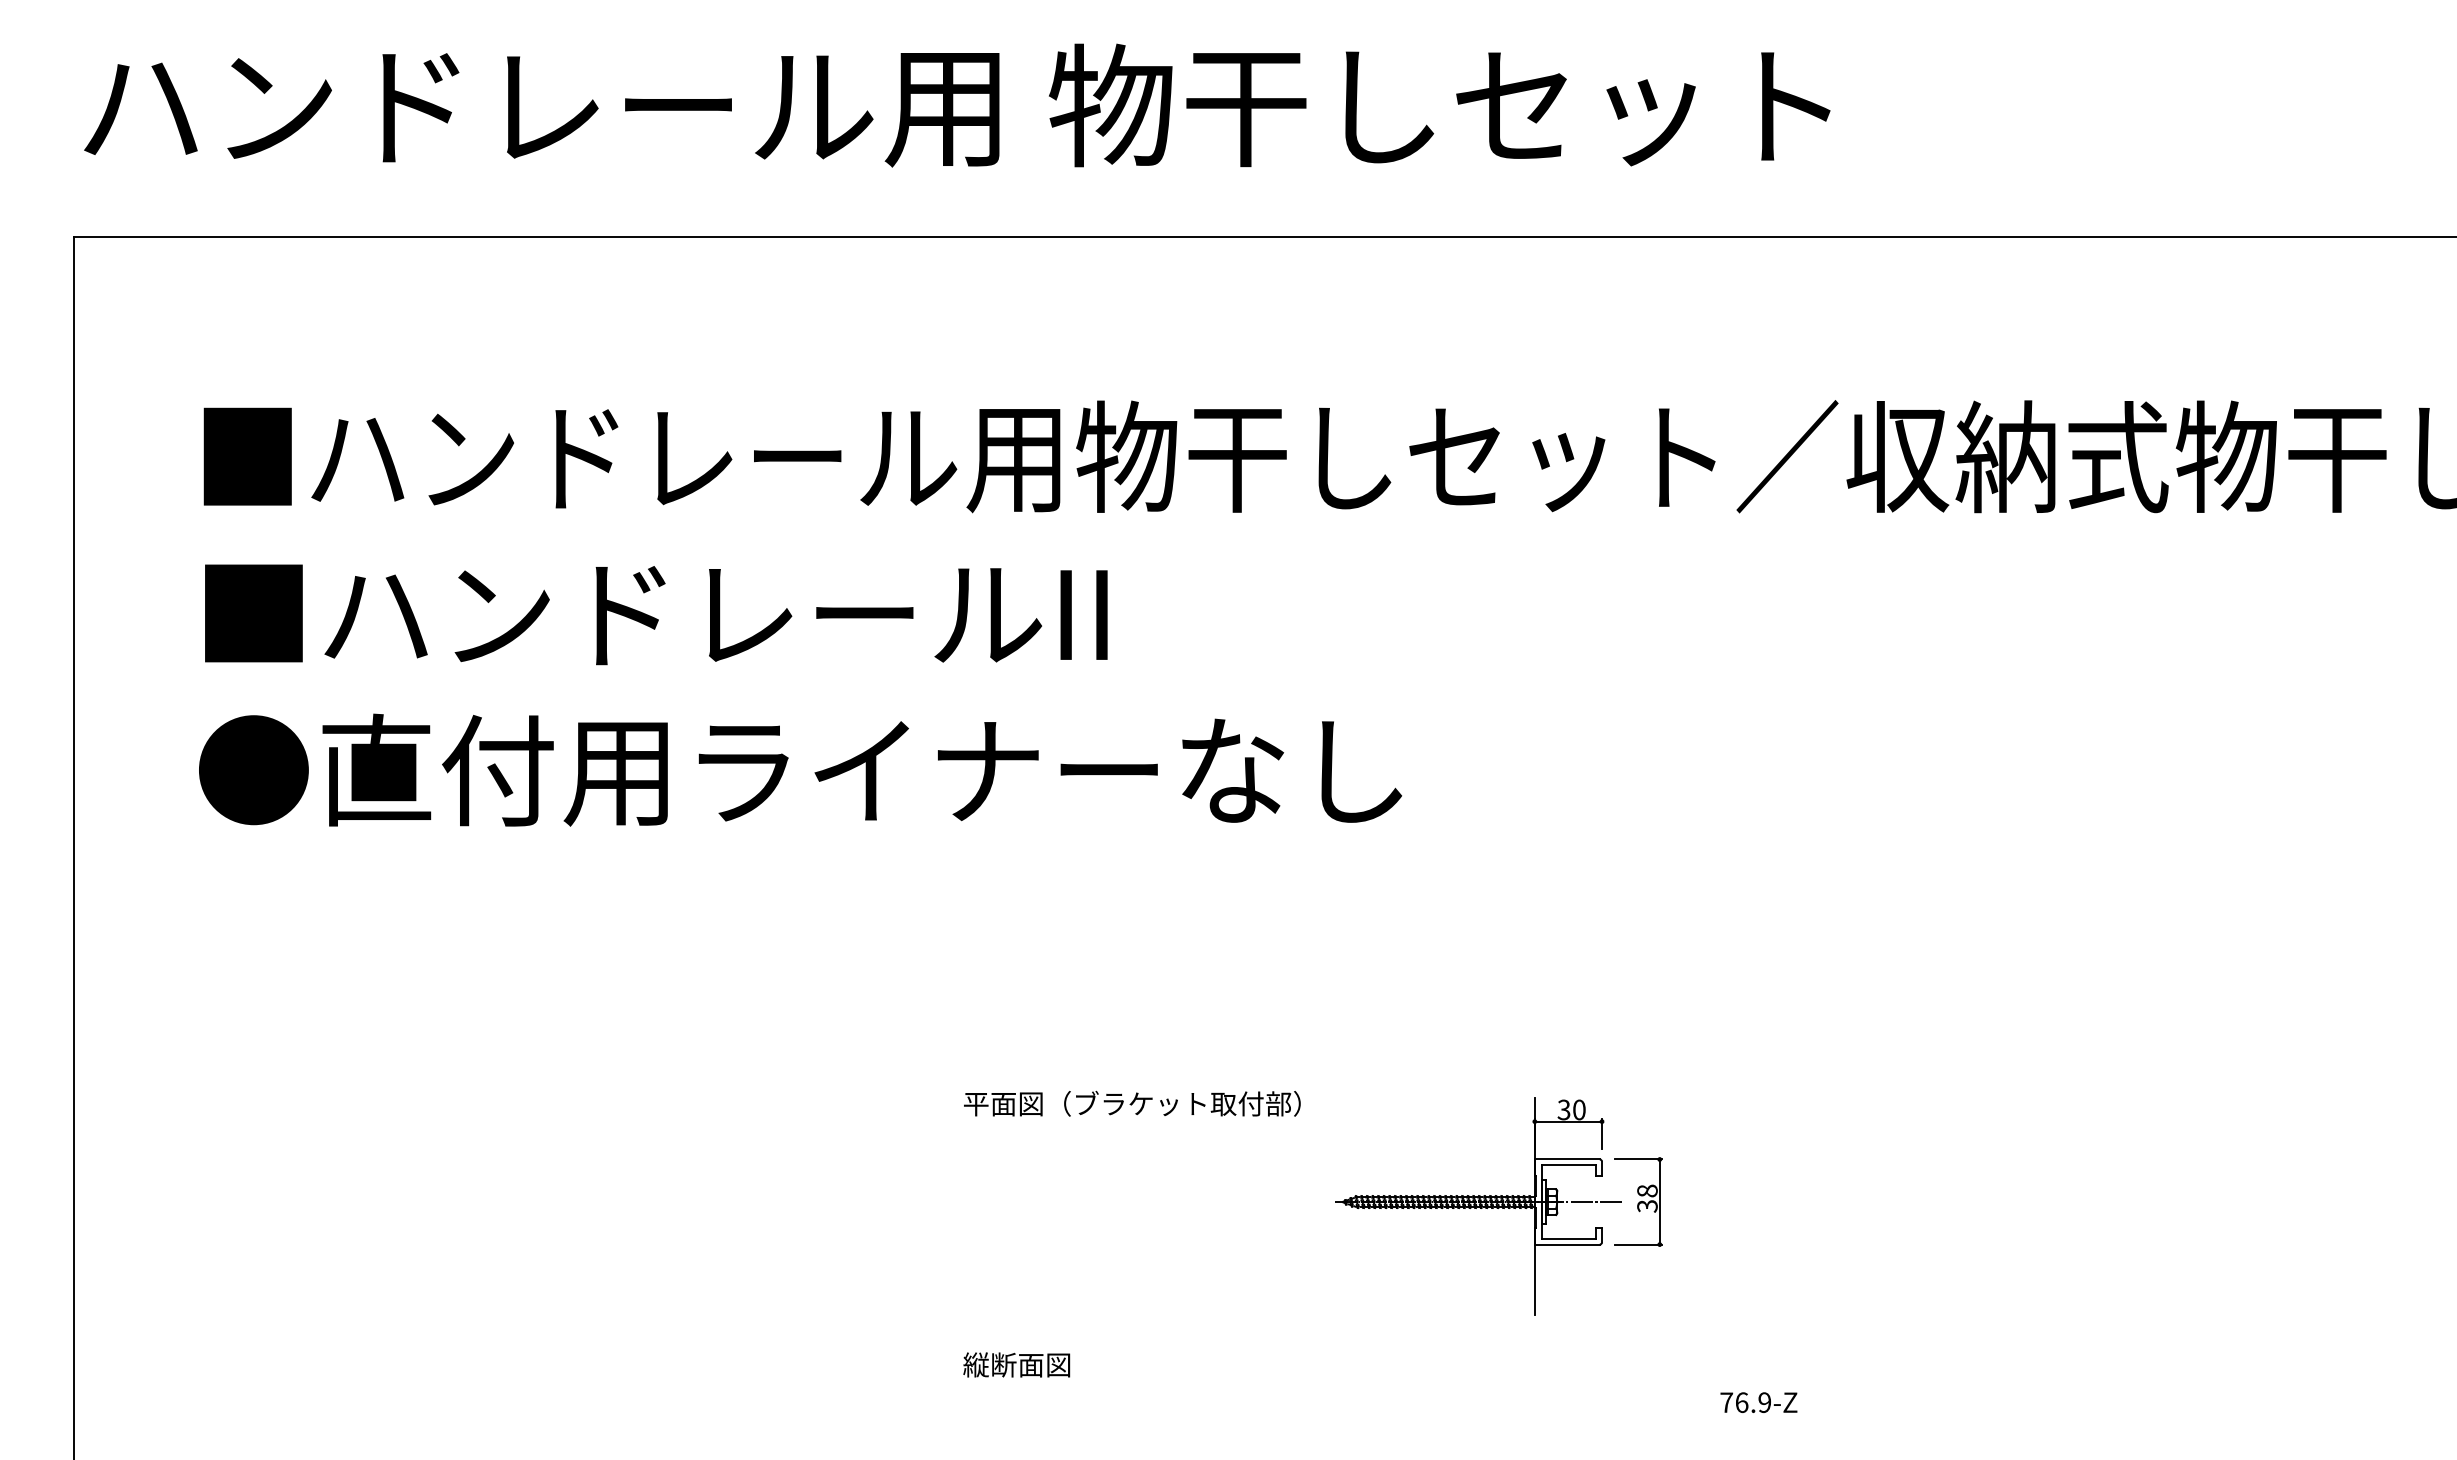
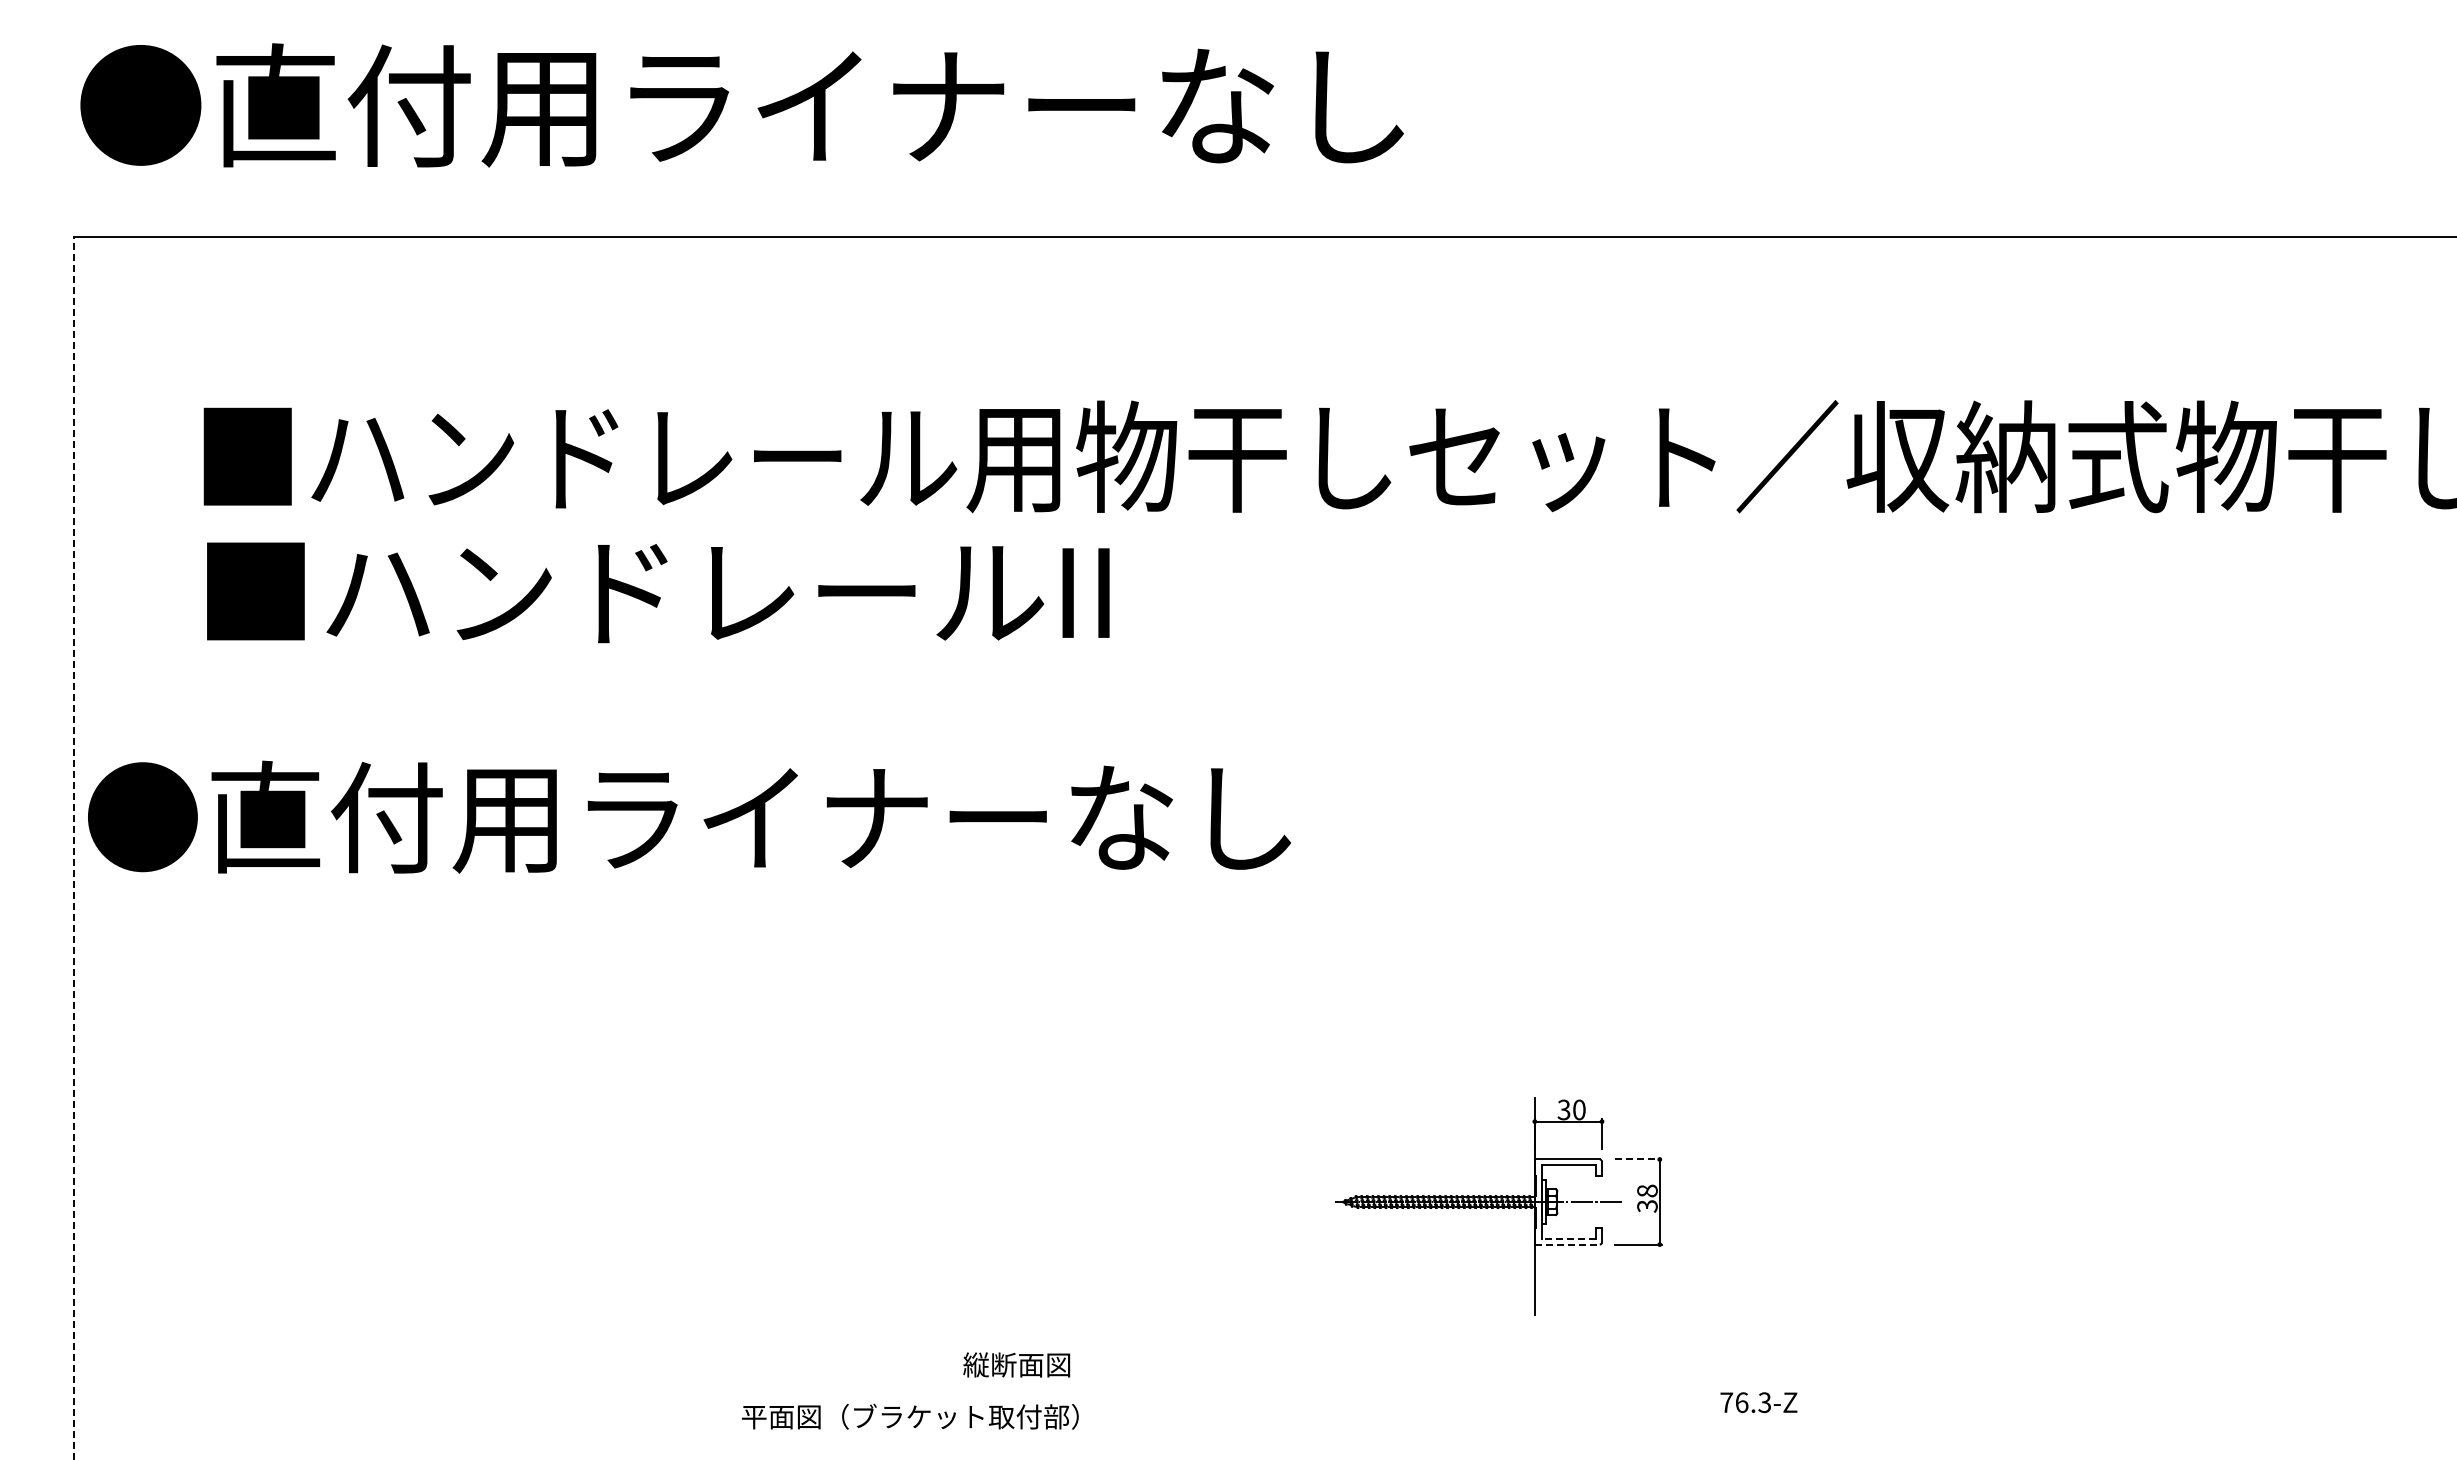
text: ハンドレール用 物干しセット -> ●直付用ライナーなし (955, 105)
text position: (656, 614) -> (658, 592) (658, 592)
text position: (800, 769) -> (689, 816) (689, 816)
line: solid -> dashed (73, 848)
text position: (1132, 1103) -> (910, 1416) (910, 1416)
line: solid -> dashed (1639, 1159)
line: solid -> dashed (1568, 1238)
line: solid -> dashed (1567, 1244)
text: 76.9-Z -> 76.3-Z (1764, 1402)
